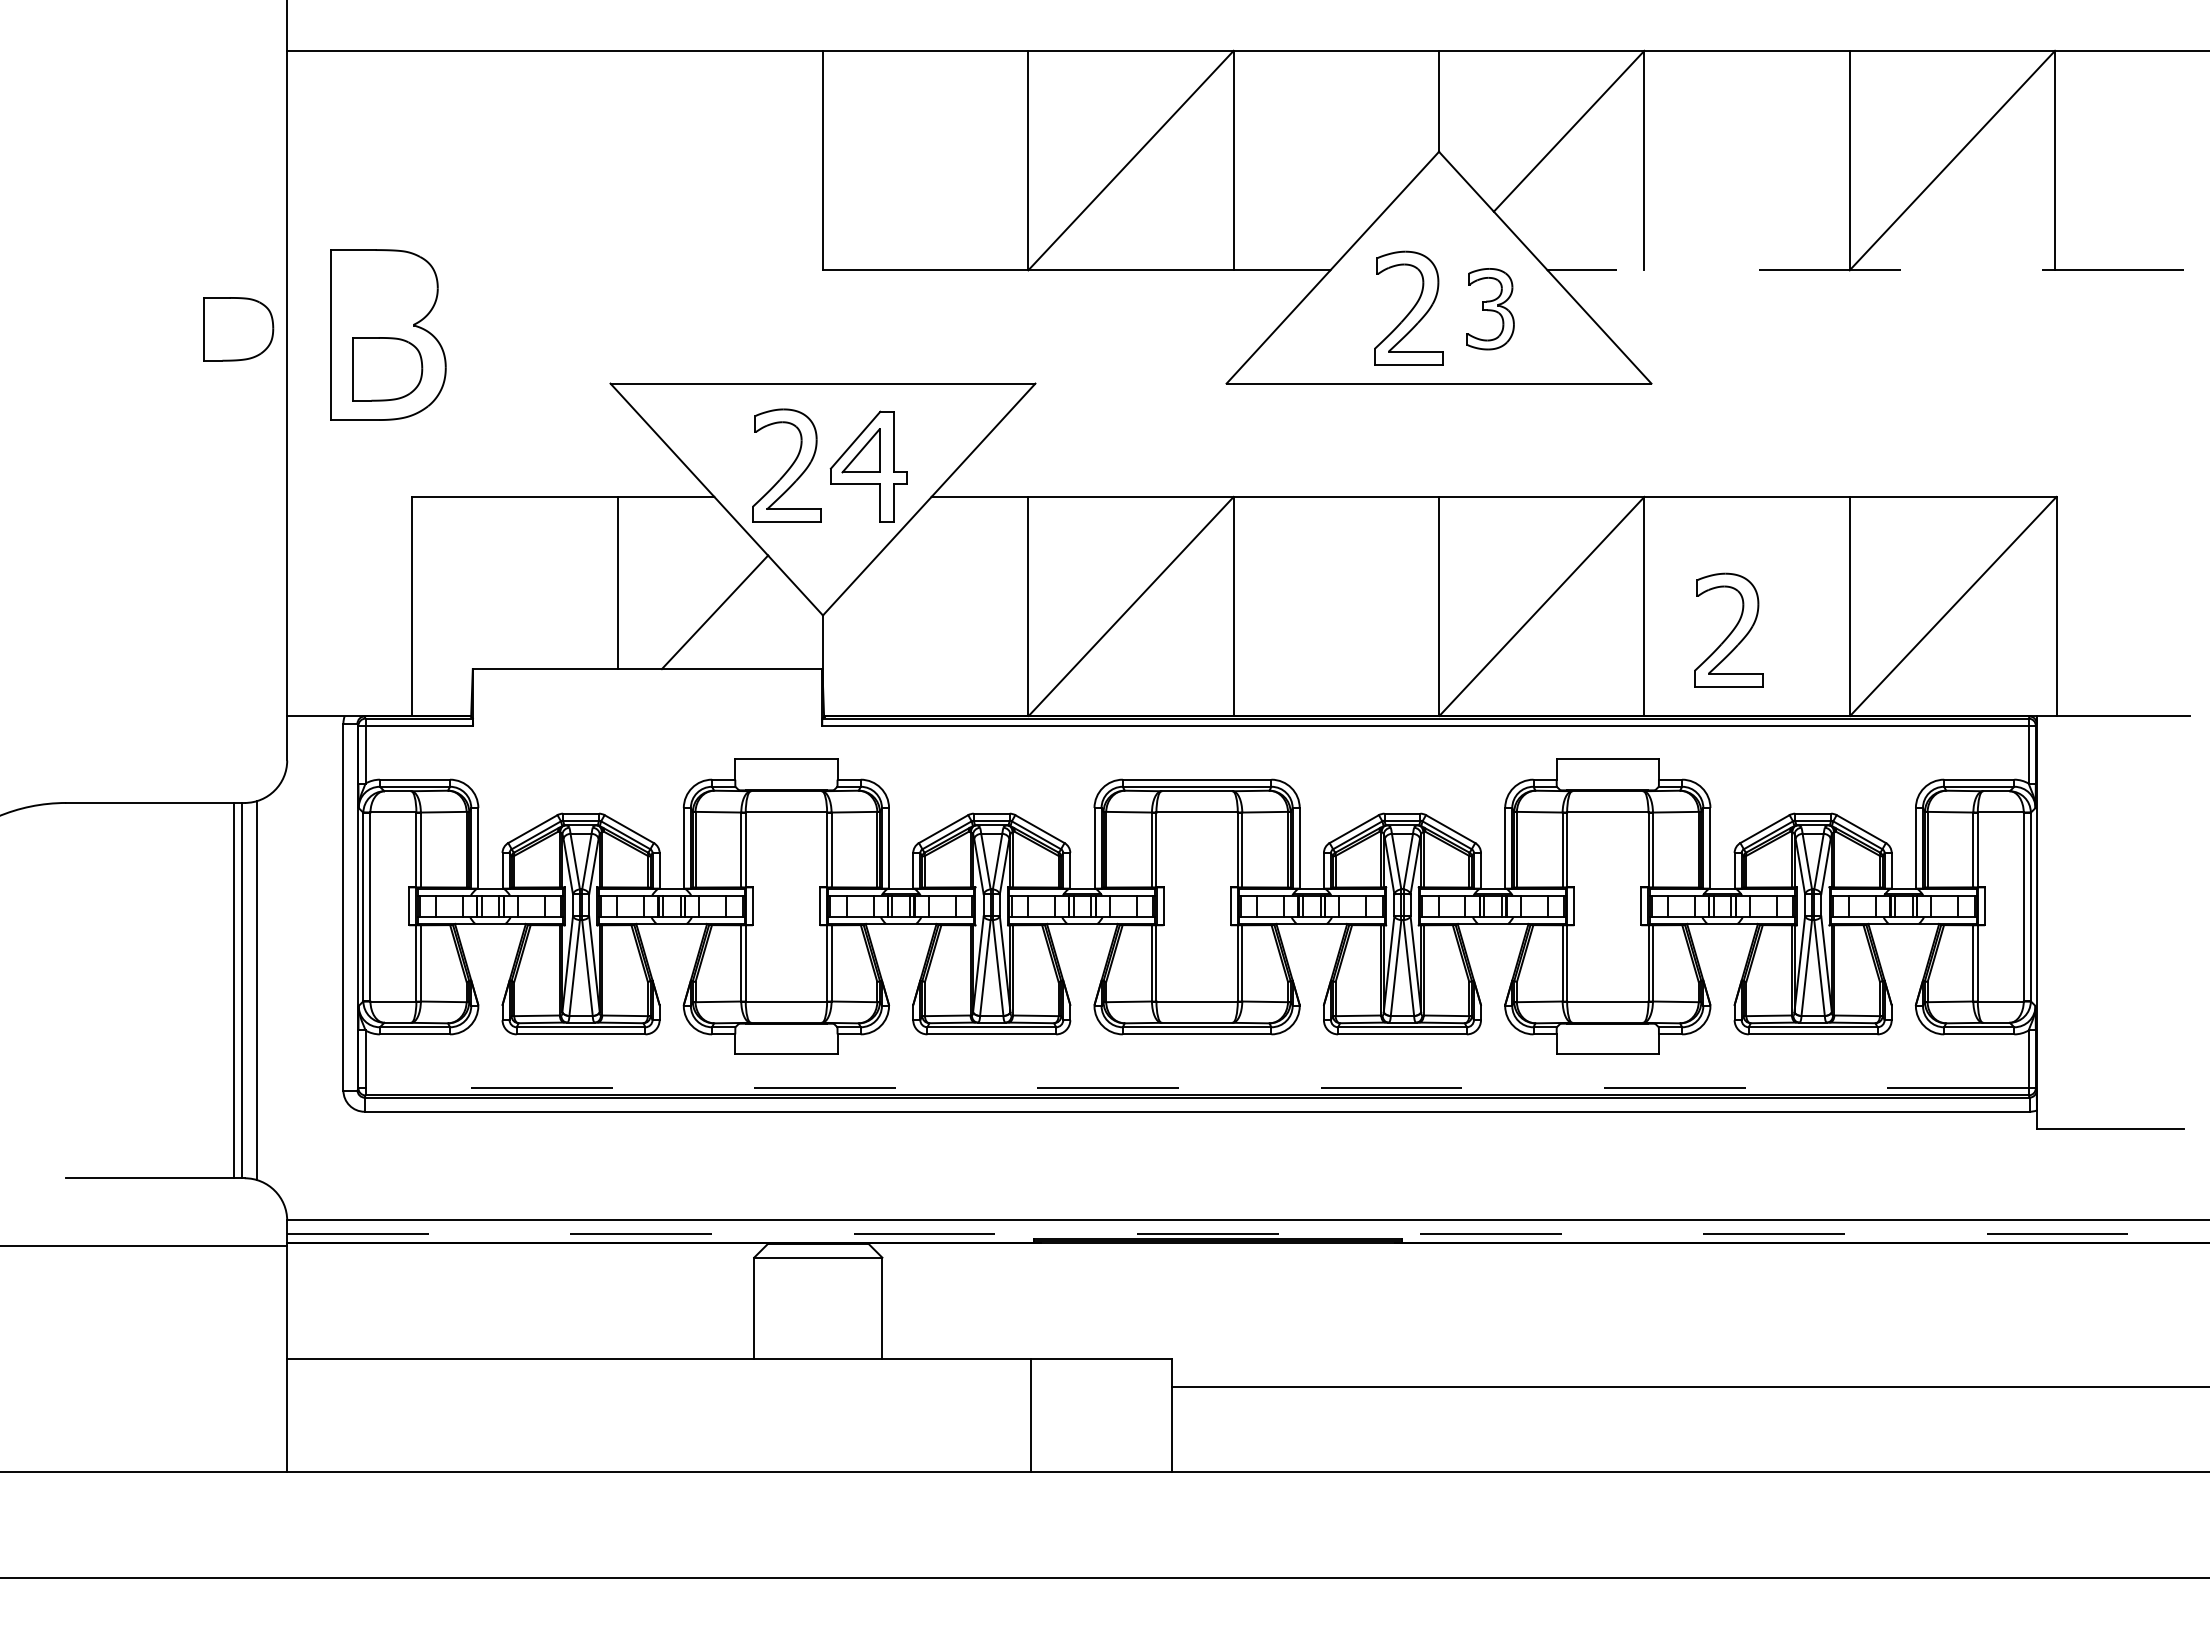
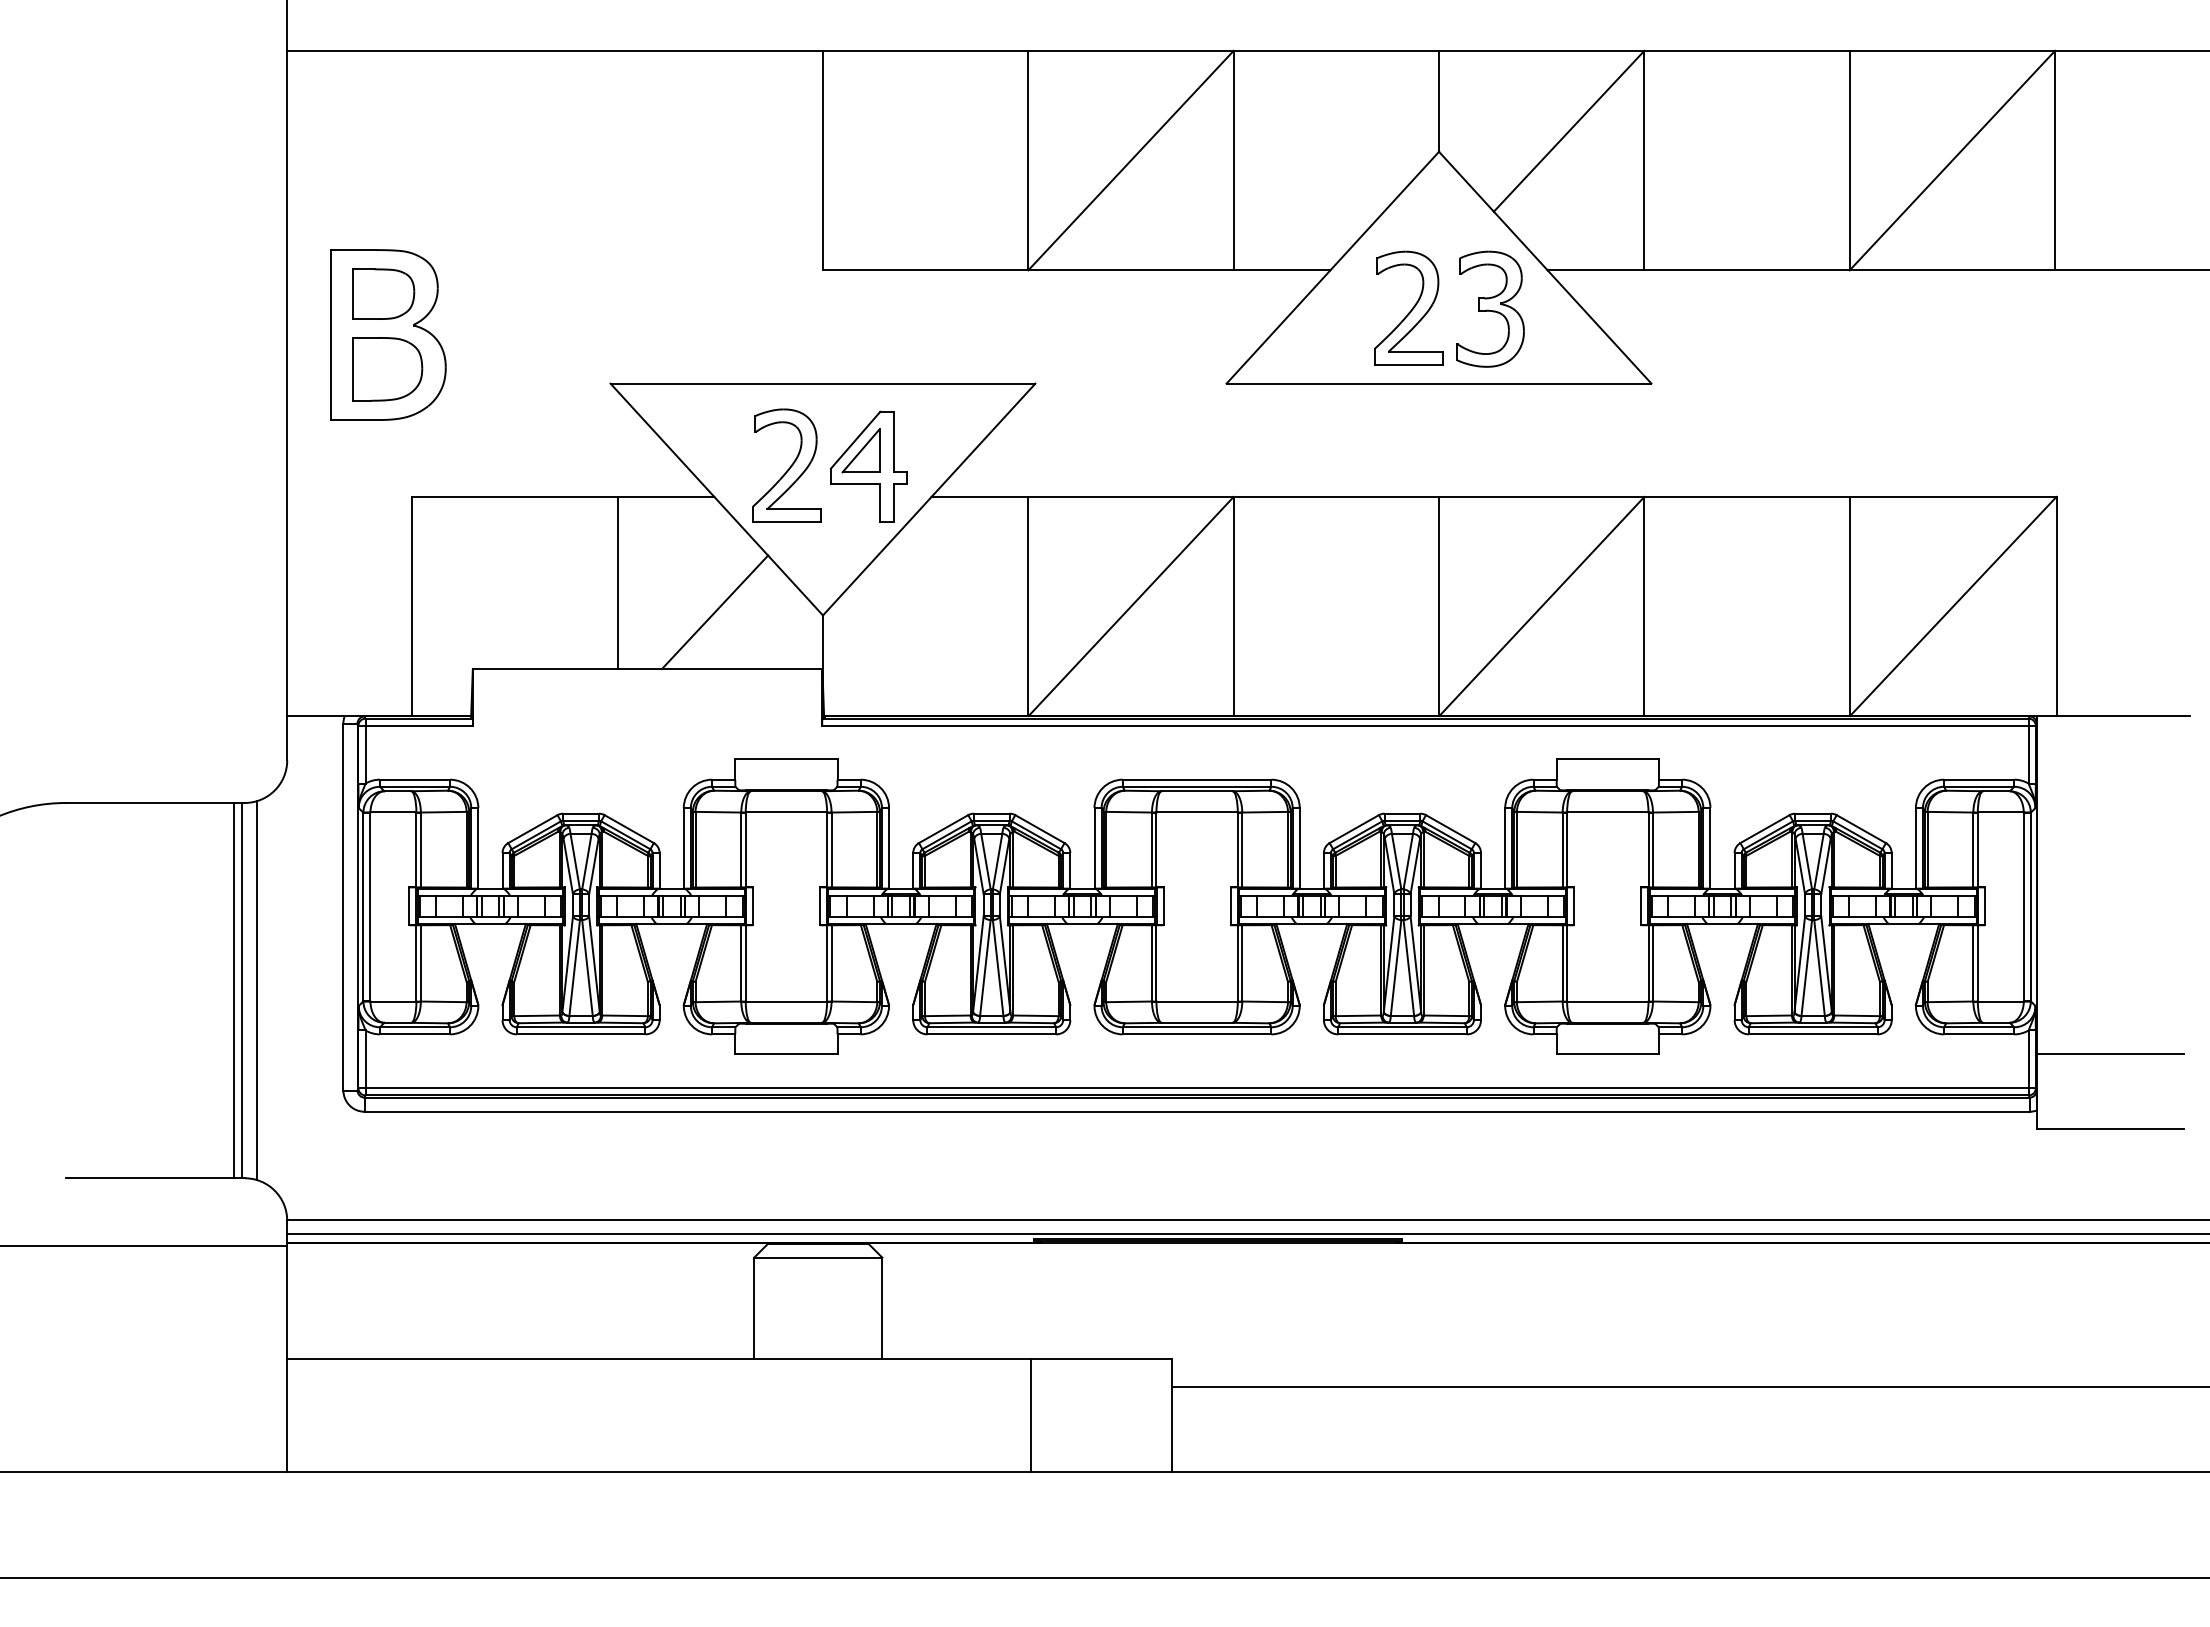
line: dashed -> solid (1878, 270)
part: none -> present (383, 293)
part size: 49x83 px -> 69x118 px (1490, 308)
part: present -> none (238, 329)
part: present -> none (1728, 629)
line: none -> present (2110, 1054)
line: dashed -> solid (1197, 1088)
line: dashed -> solid (1248, 1234)
